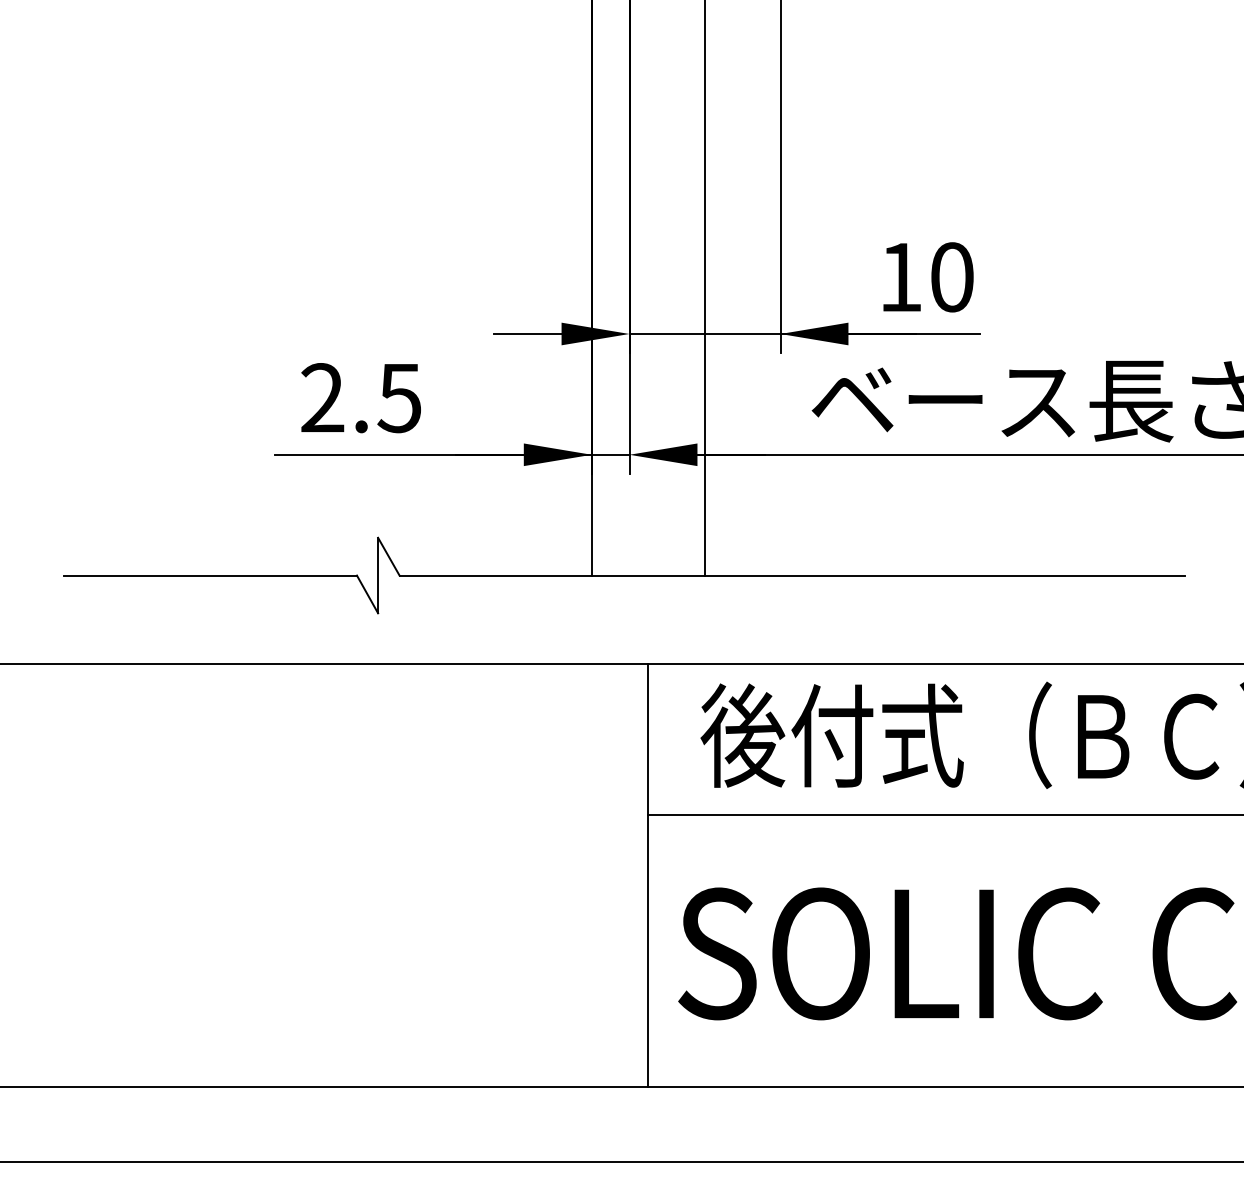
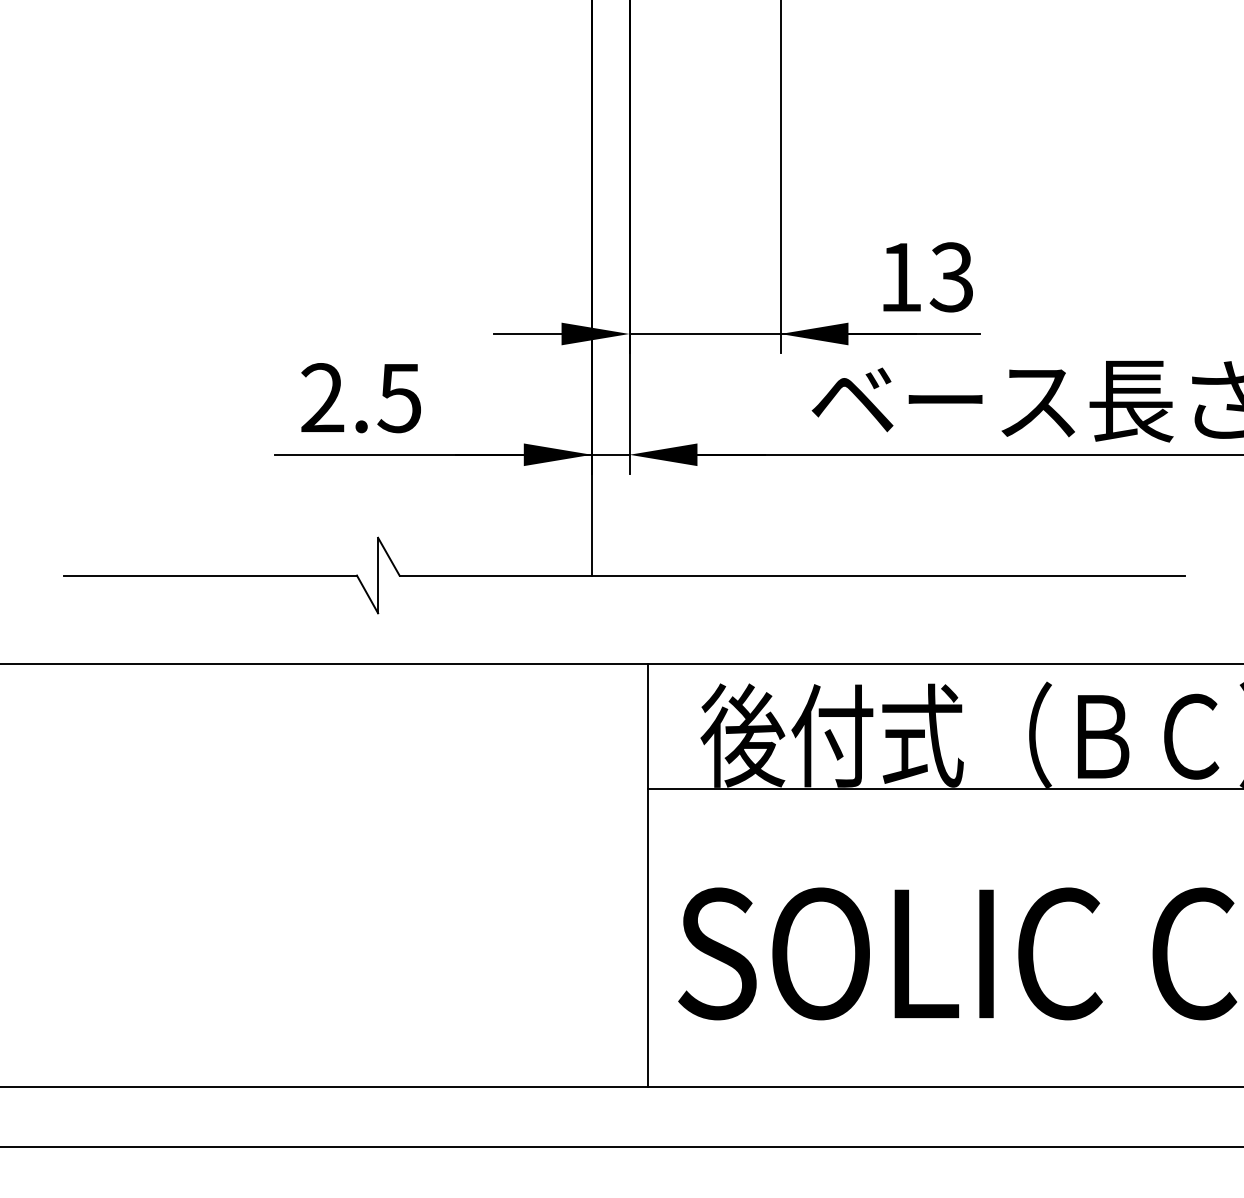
text: 10 -> 13 (951, 277)
line: present -> none (705, 288)
line position: (943, 814) -> (943, 788) (943, 788)
line position: (621, 1162) -> (621, 1147) (621, 1147)
